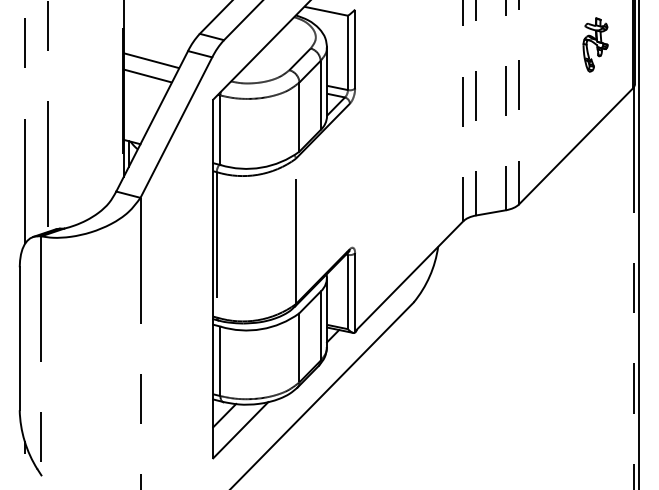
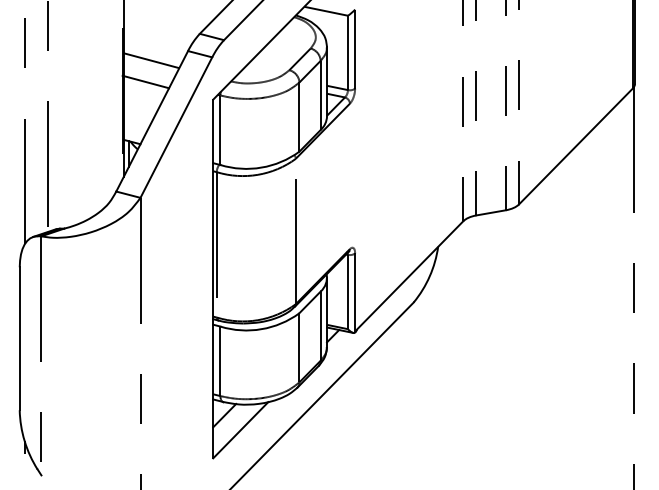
part: present -> none (595, 44)
line position: (147, 75) -> (145, 81) (145, 81)
line: present -> none (639, 244)
